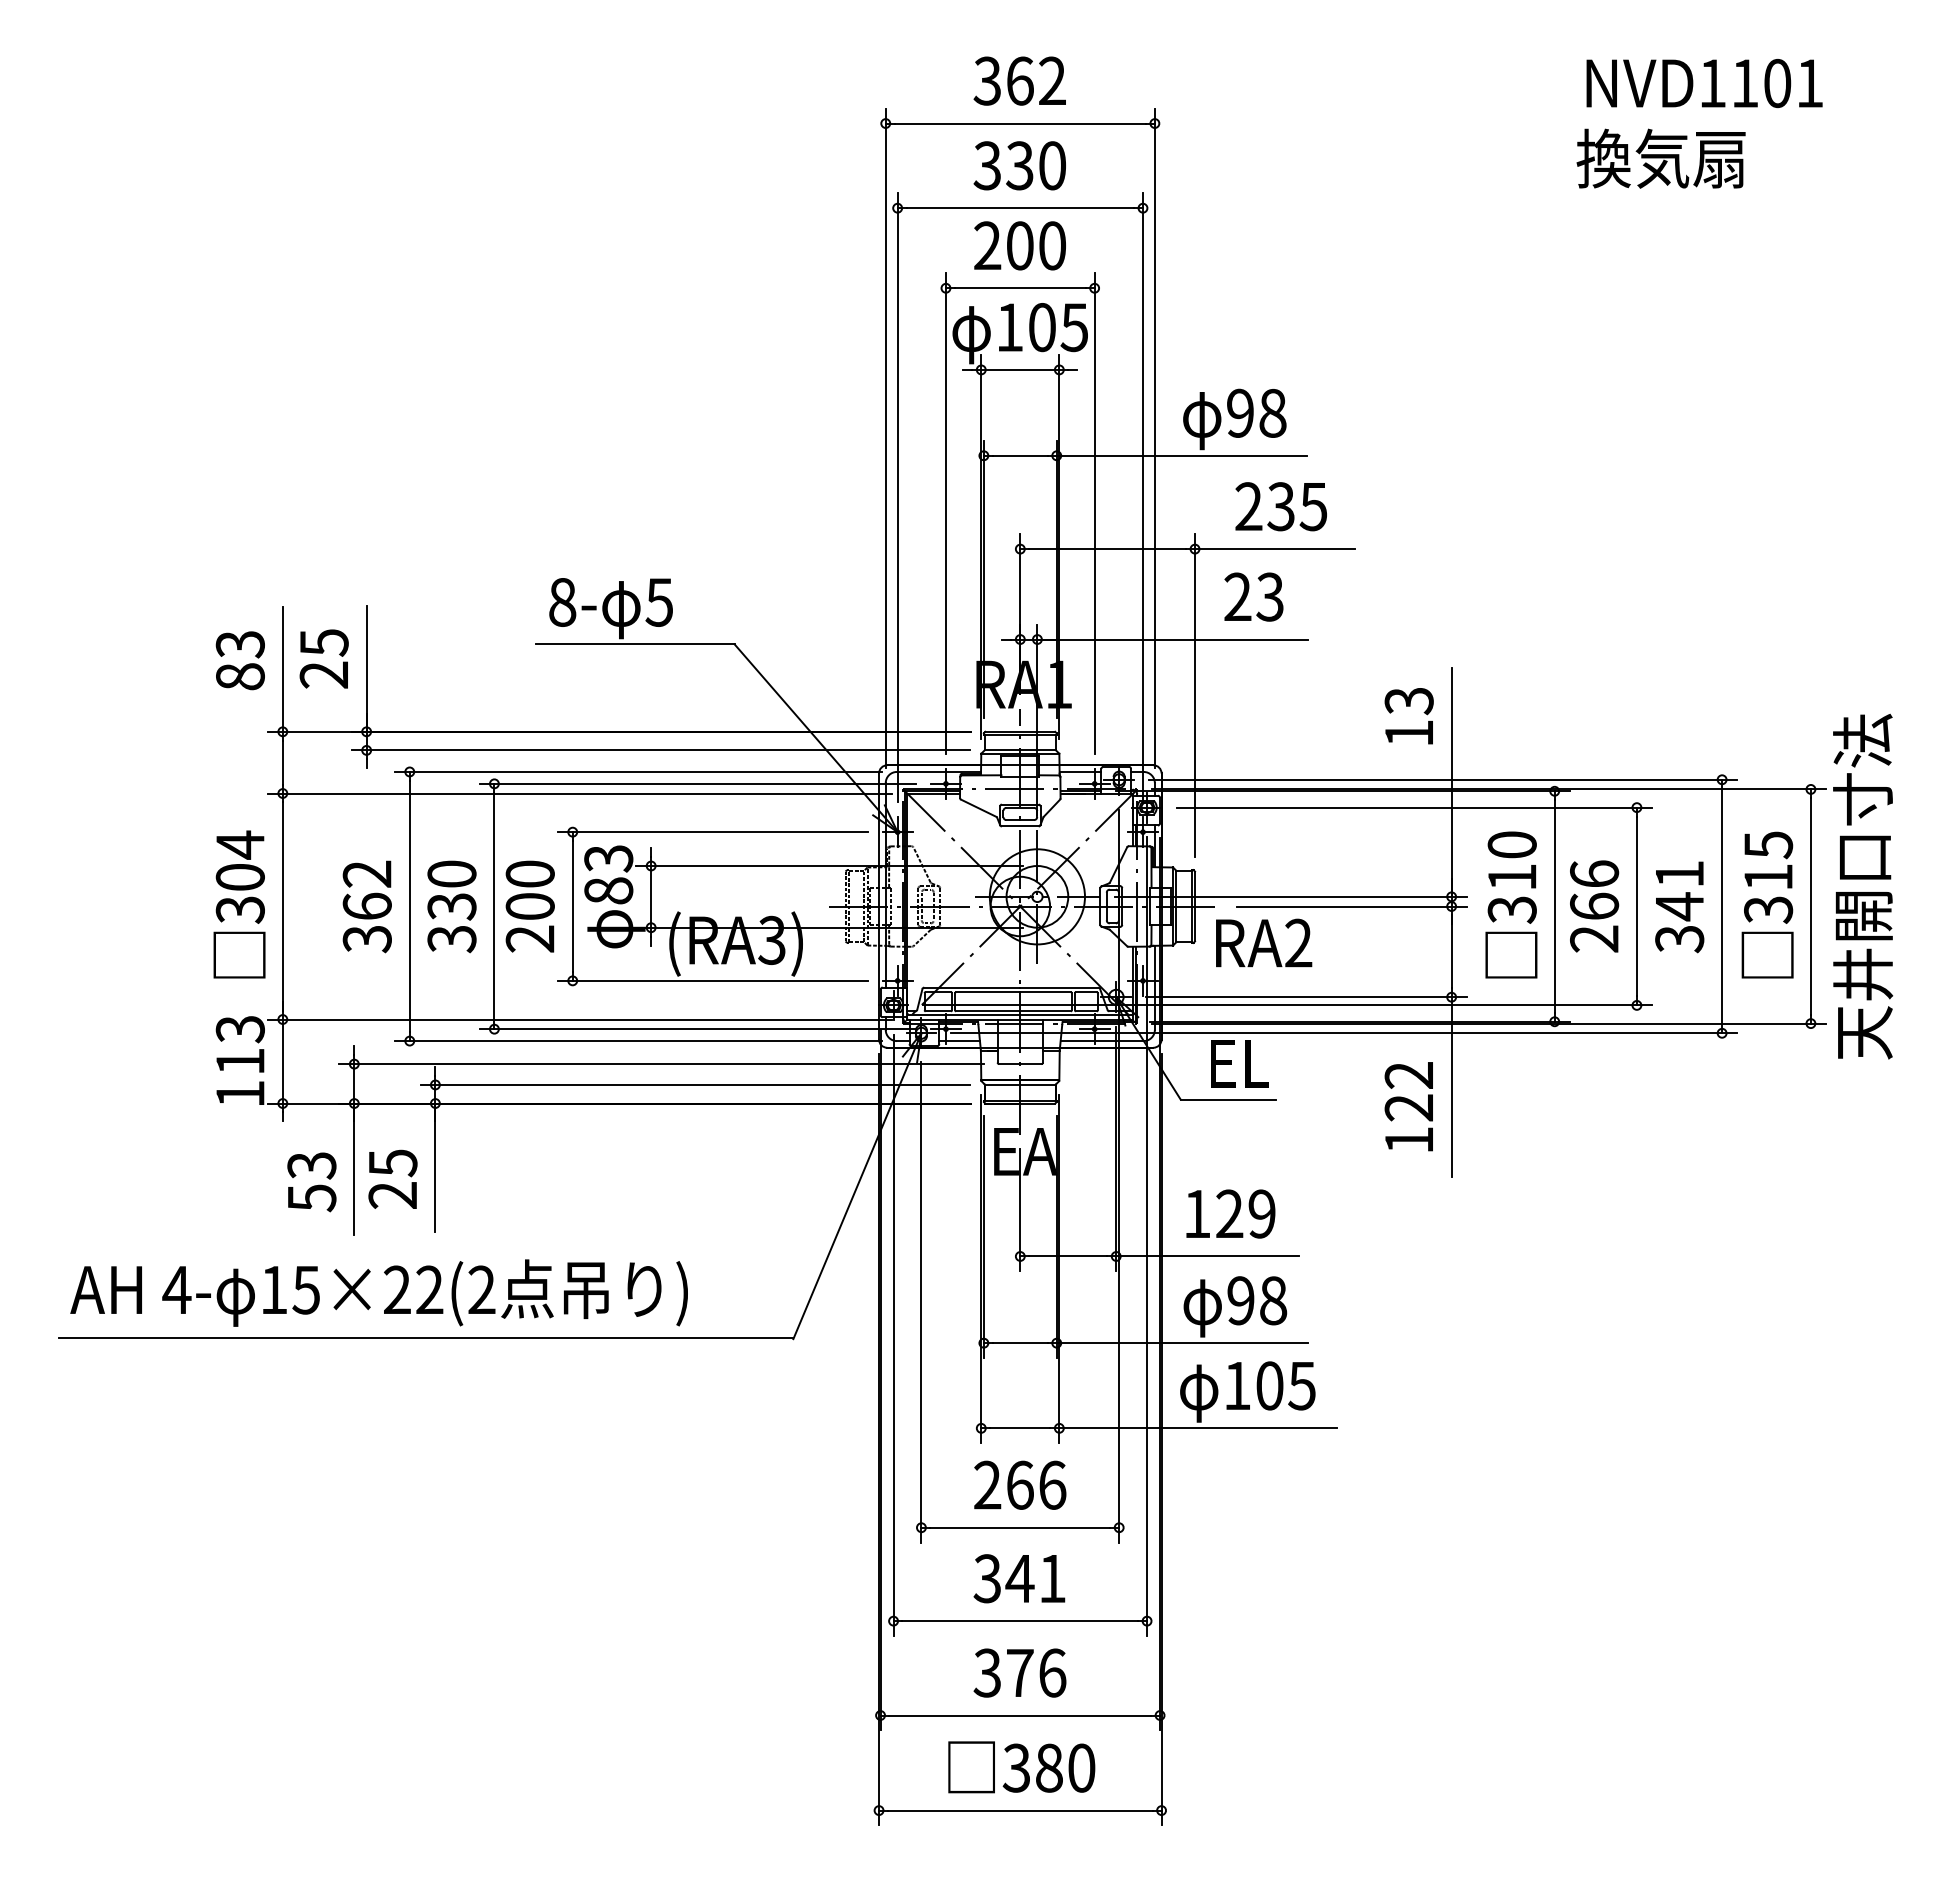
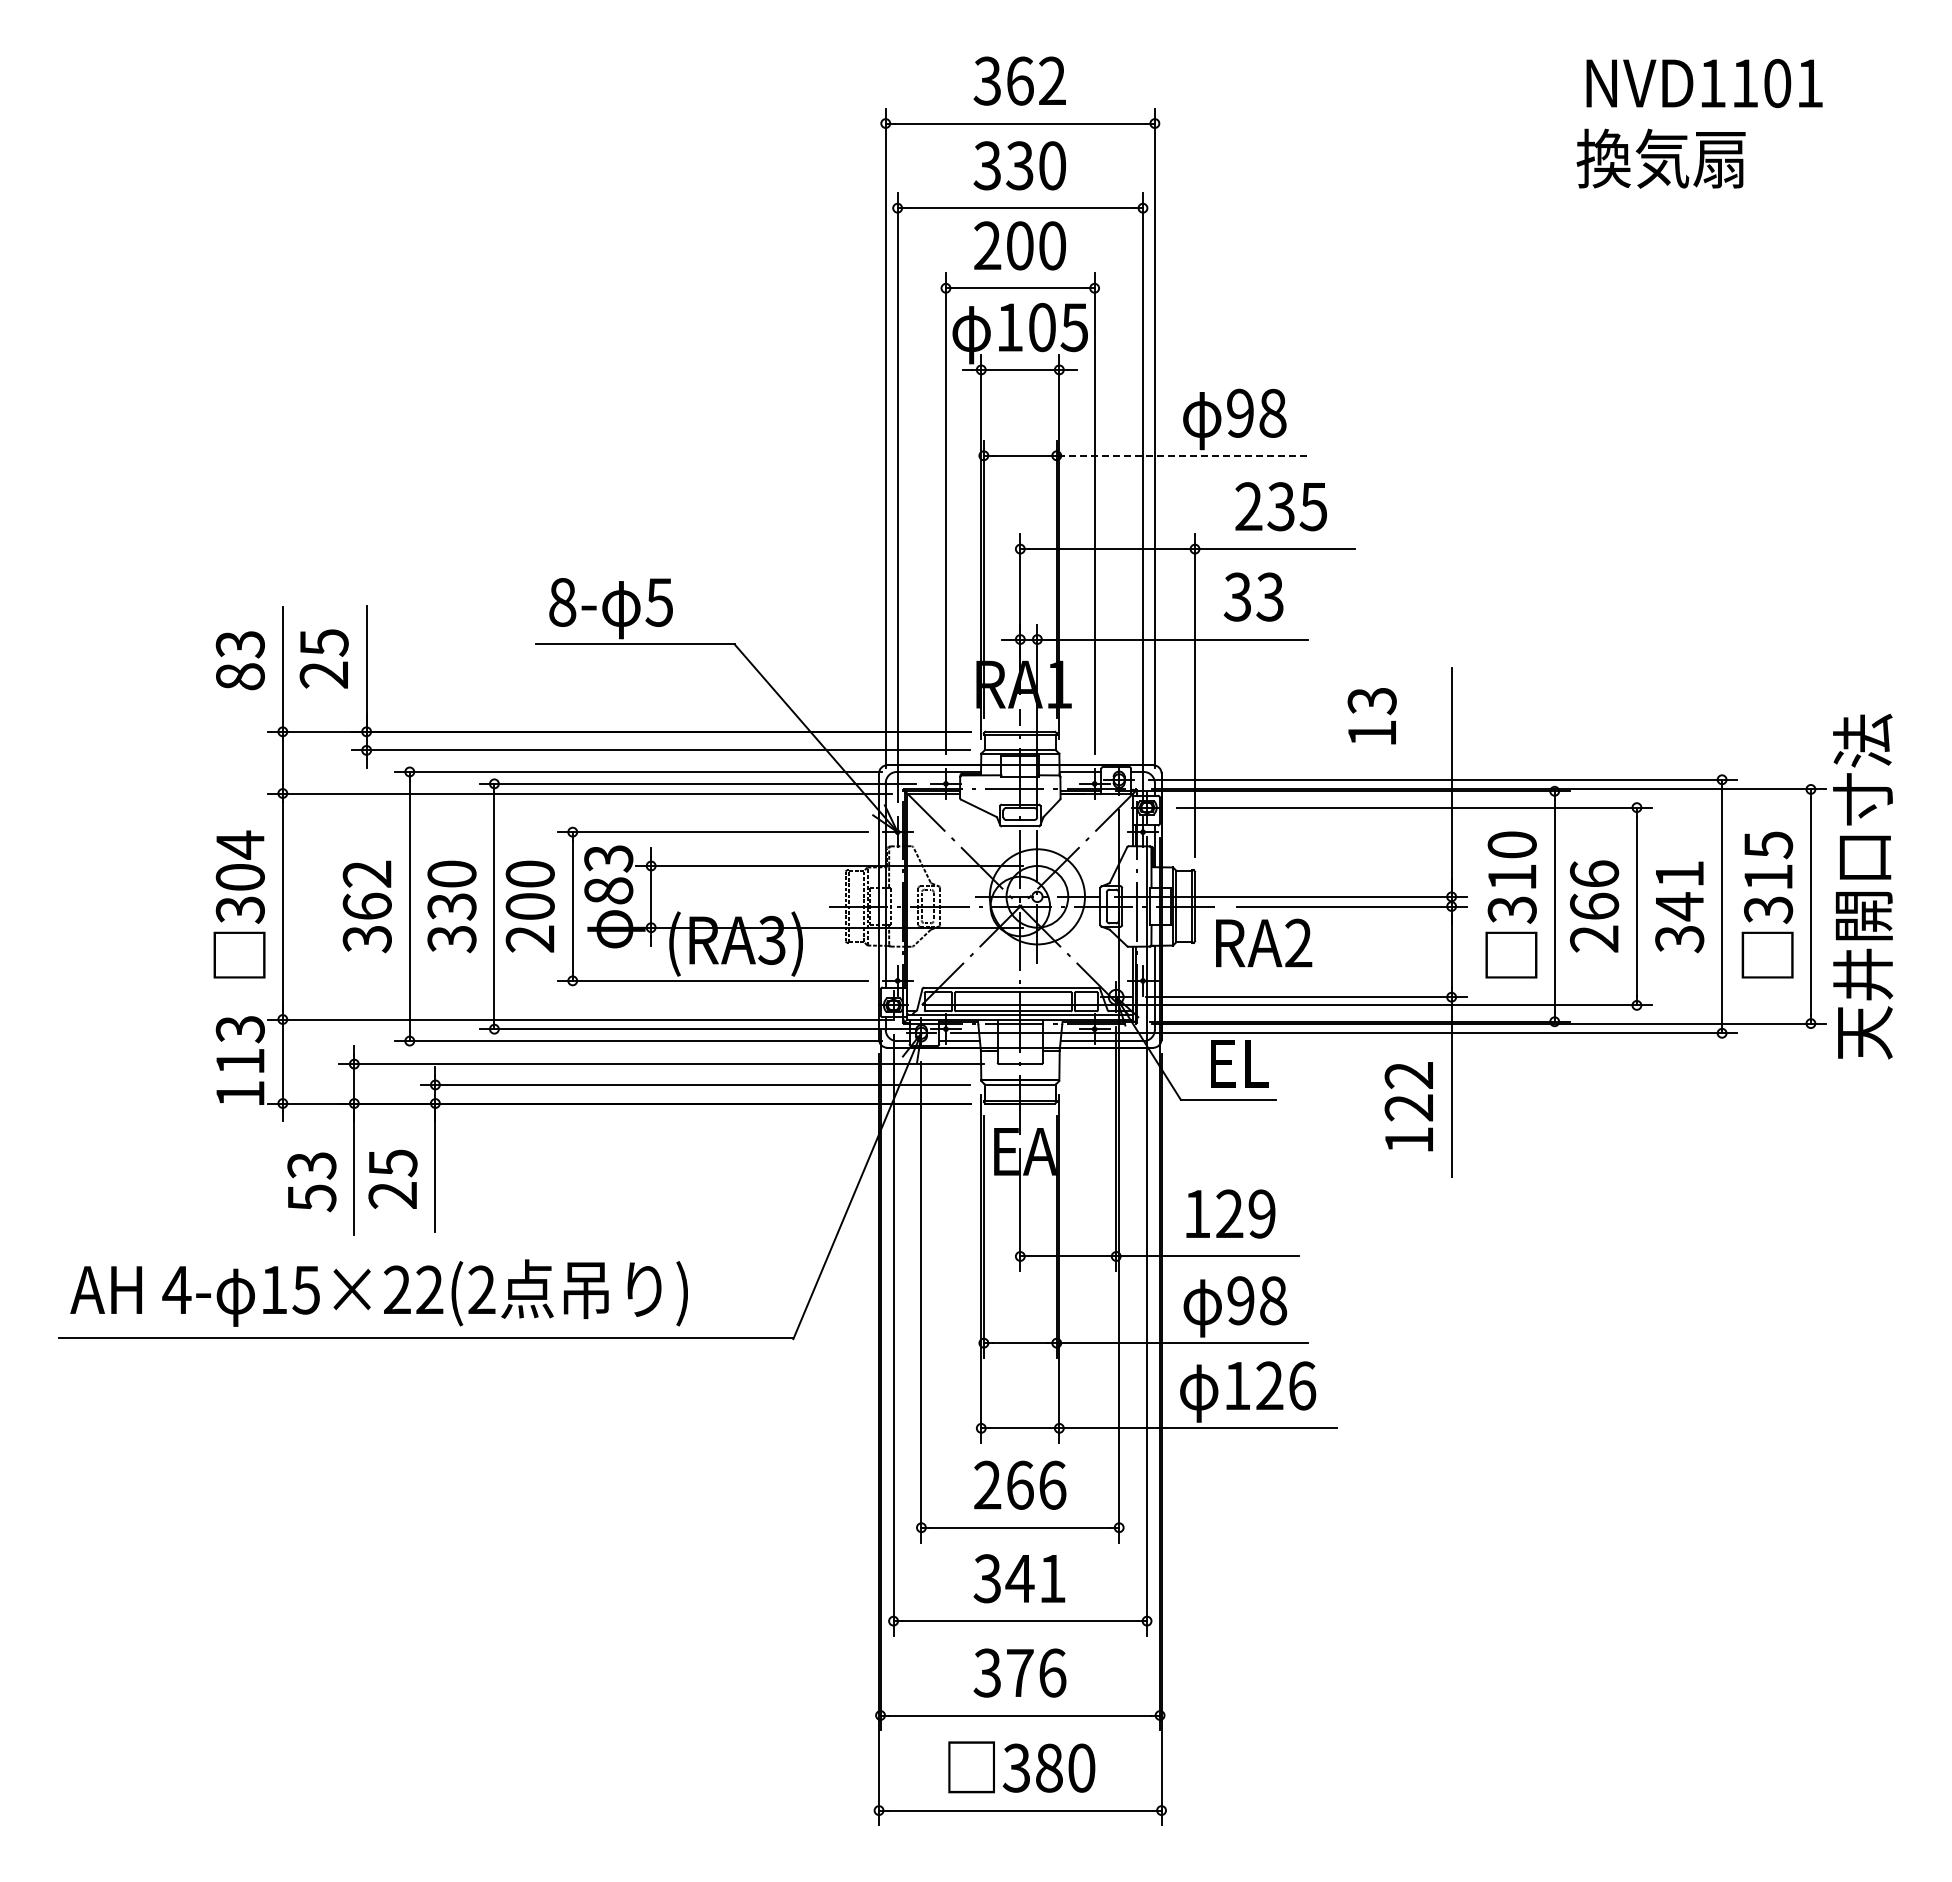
line: solid -> dashed (1181, 455)
text: 23 -> 33 (1237, 597)
text position: (1408, 716) -> (1371, 716) (1371, 716)
text: 105 -> 126 (1286, 1385)
